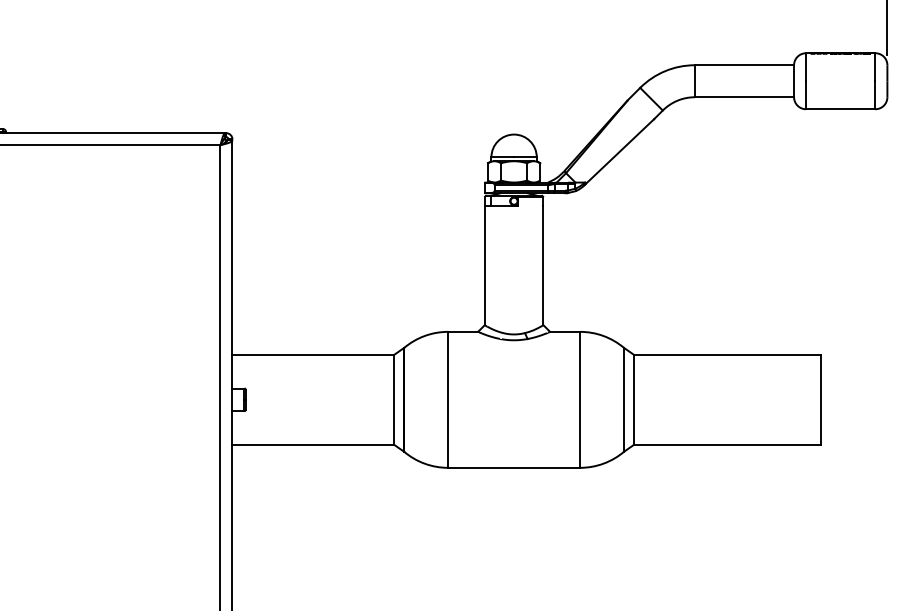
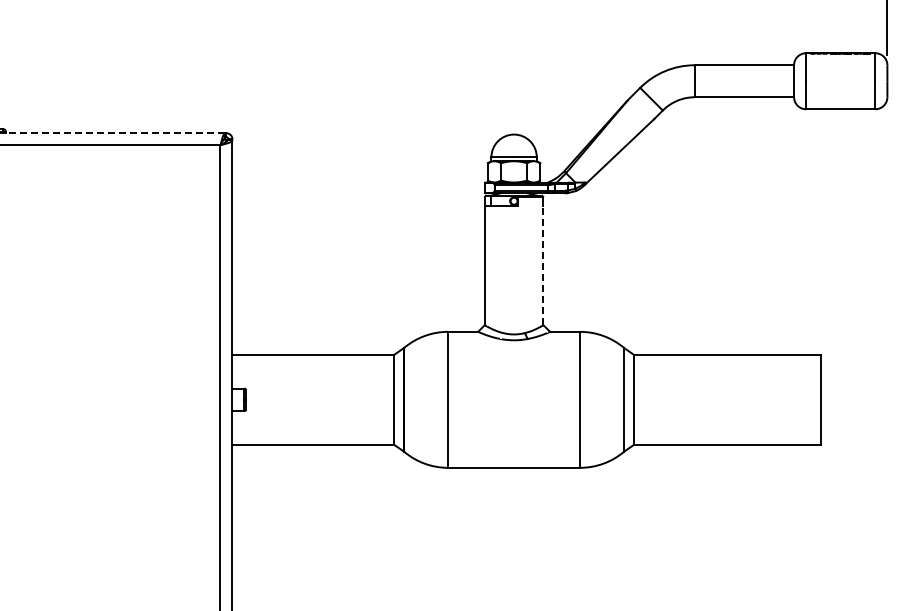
line: solid -> dashed (112, 133)
line: solid -> dashed (543, 265)
